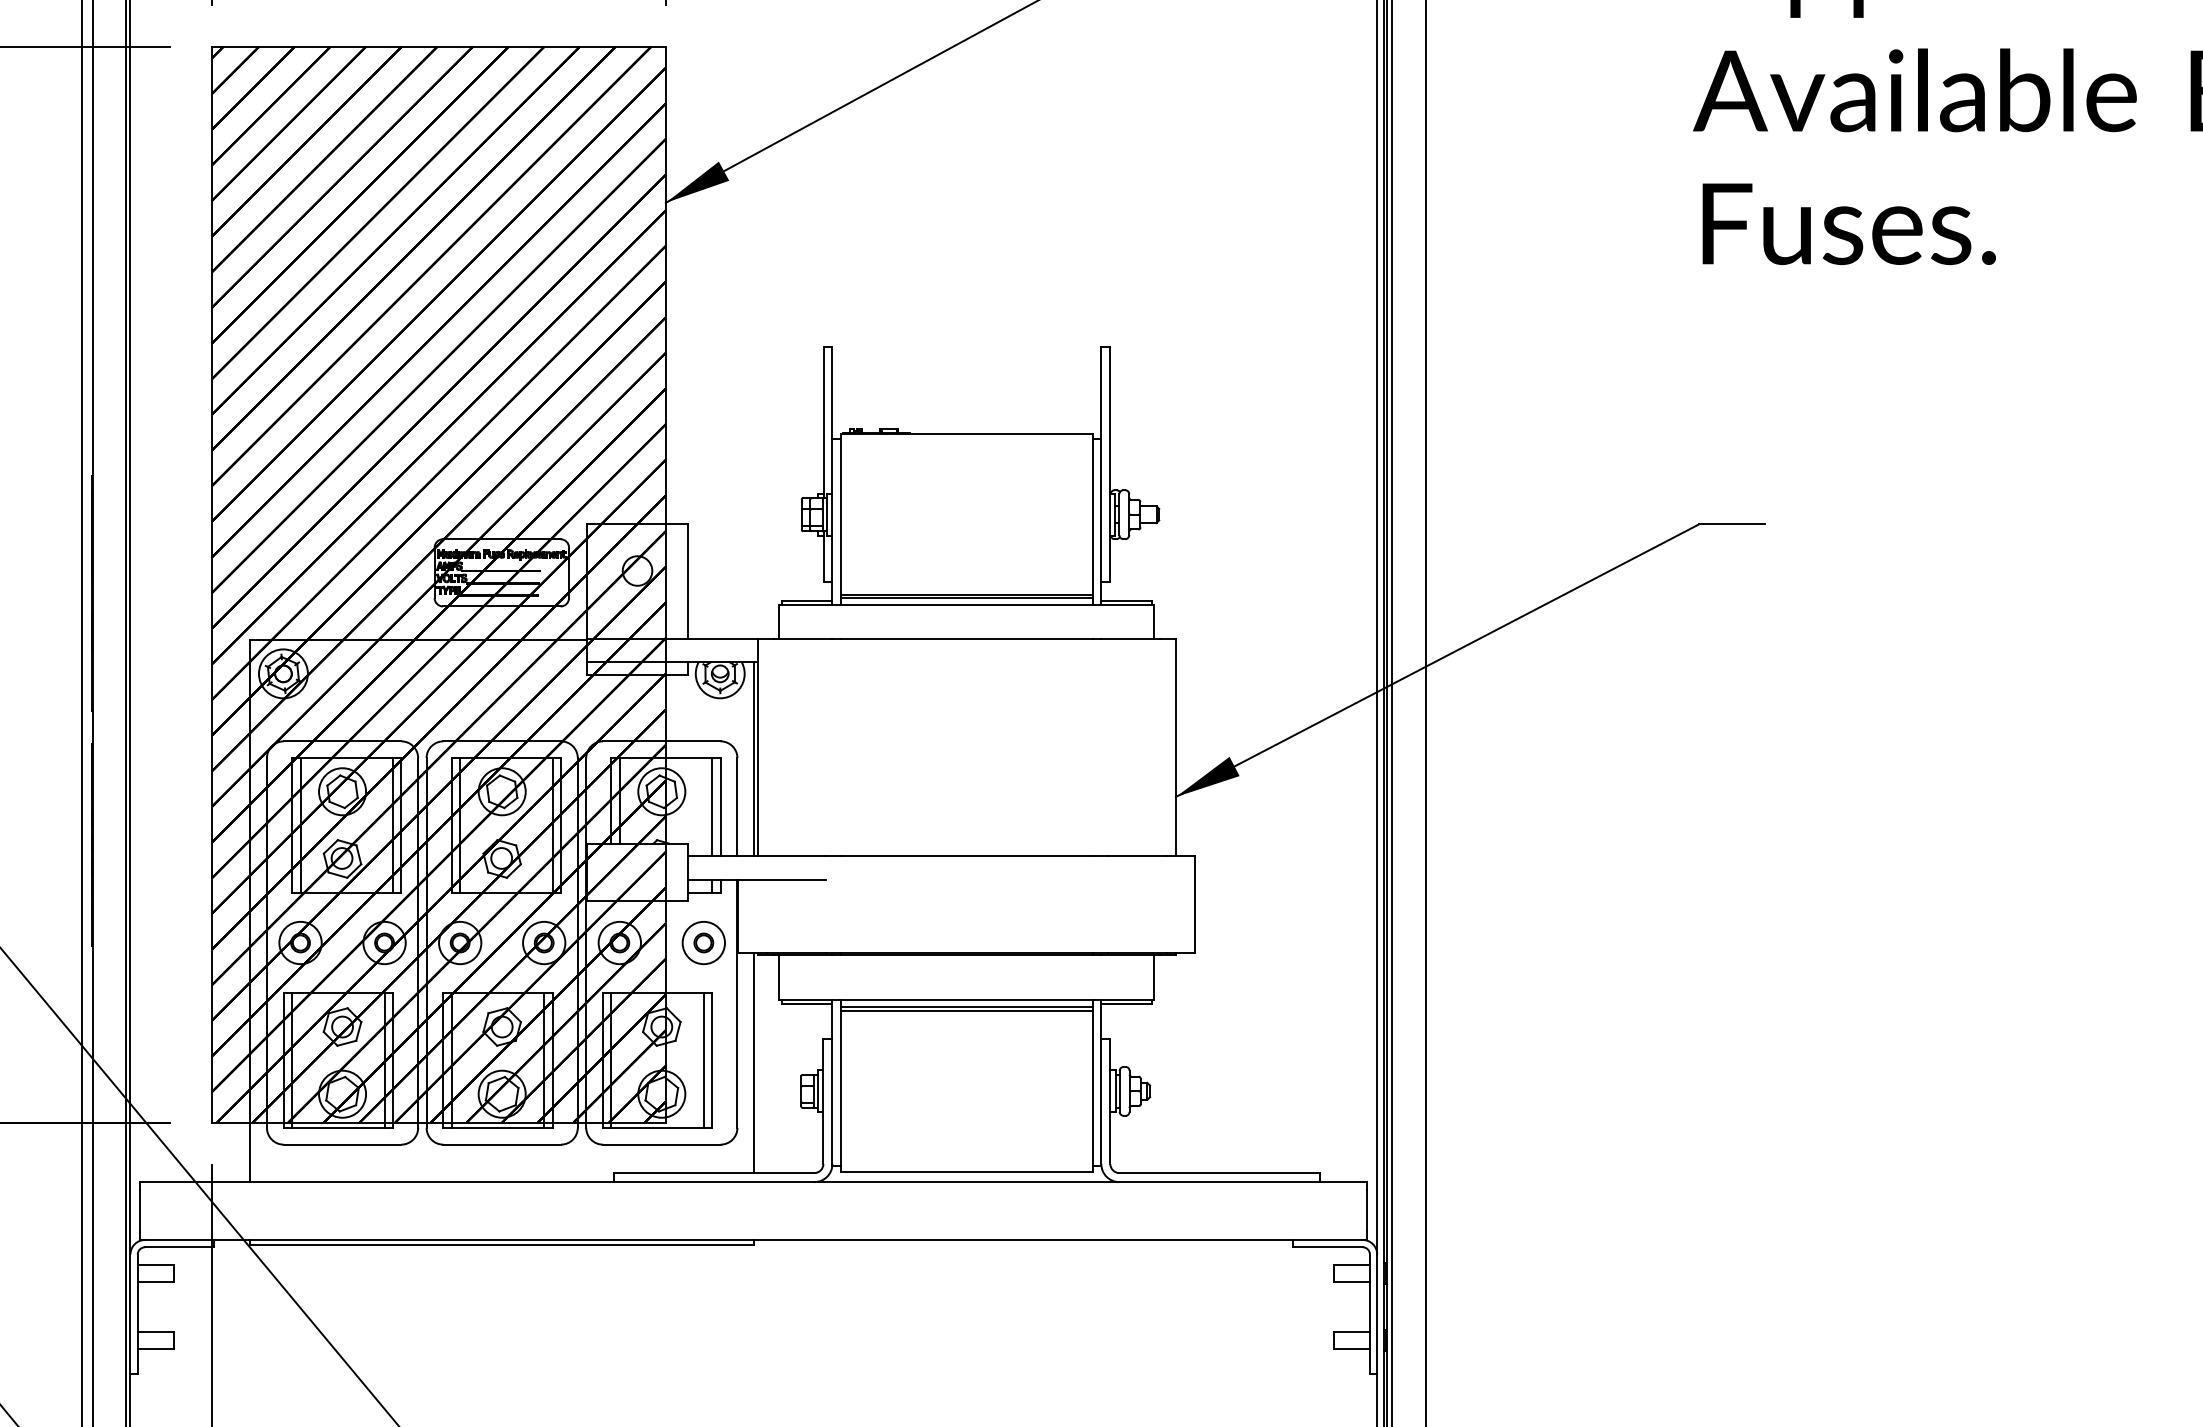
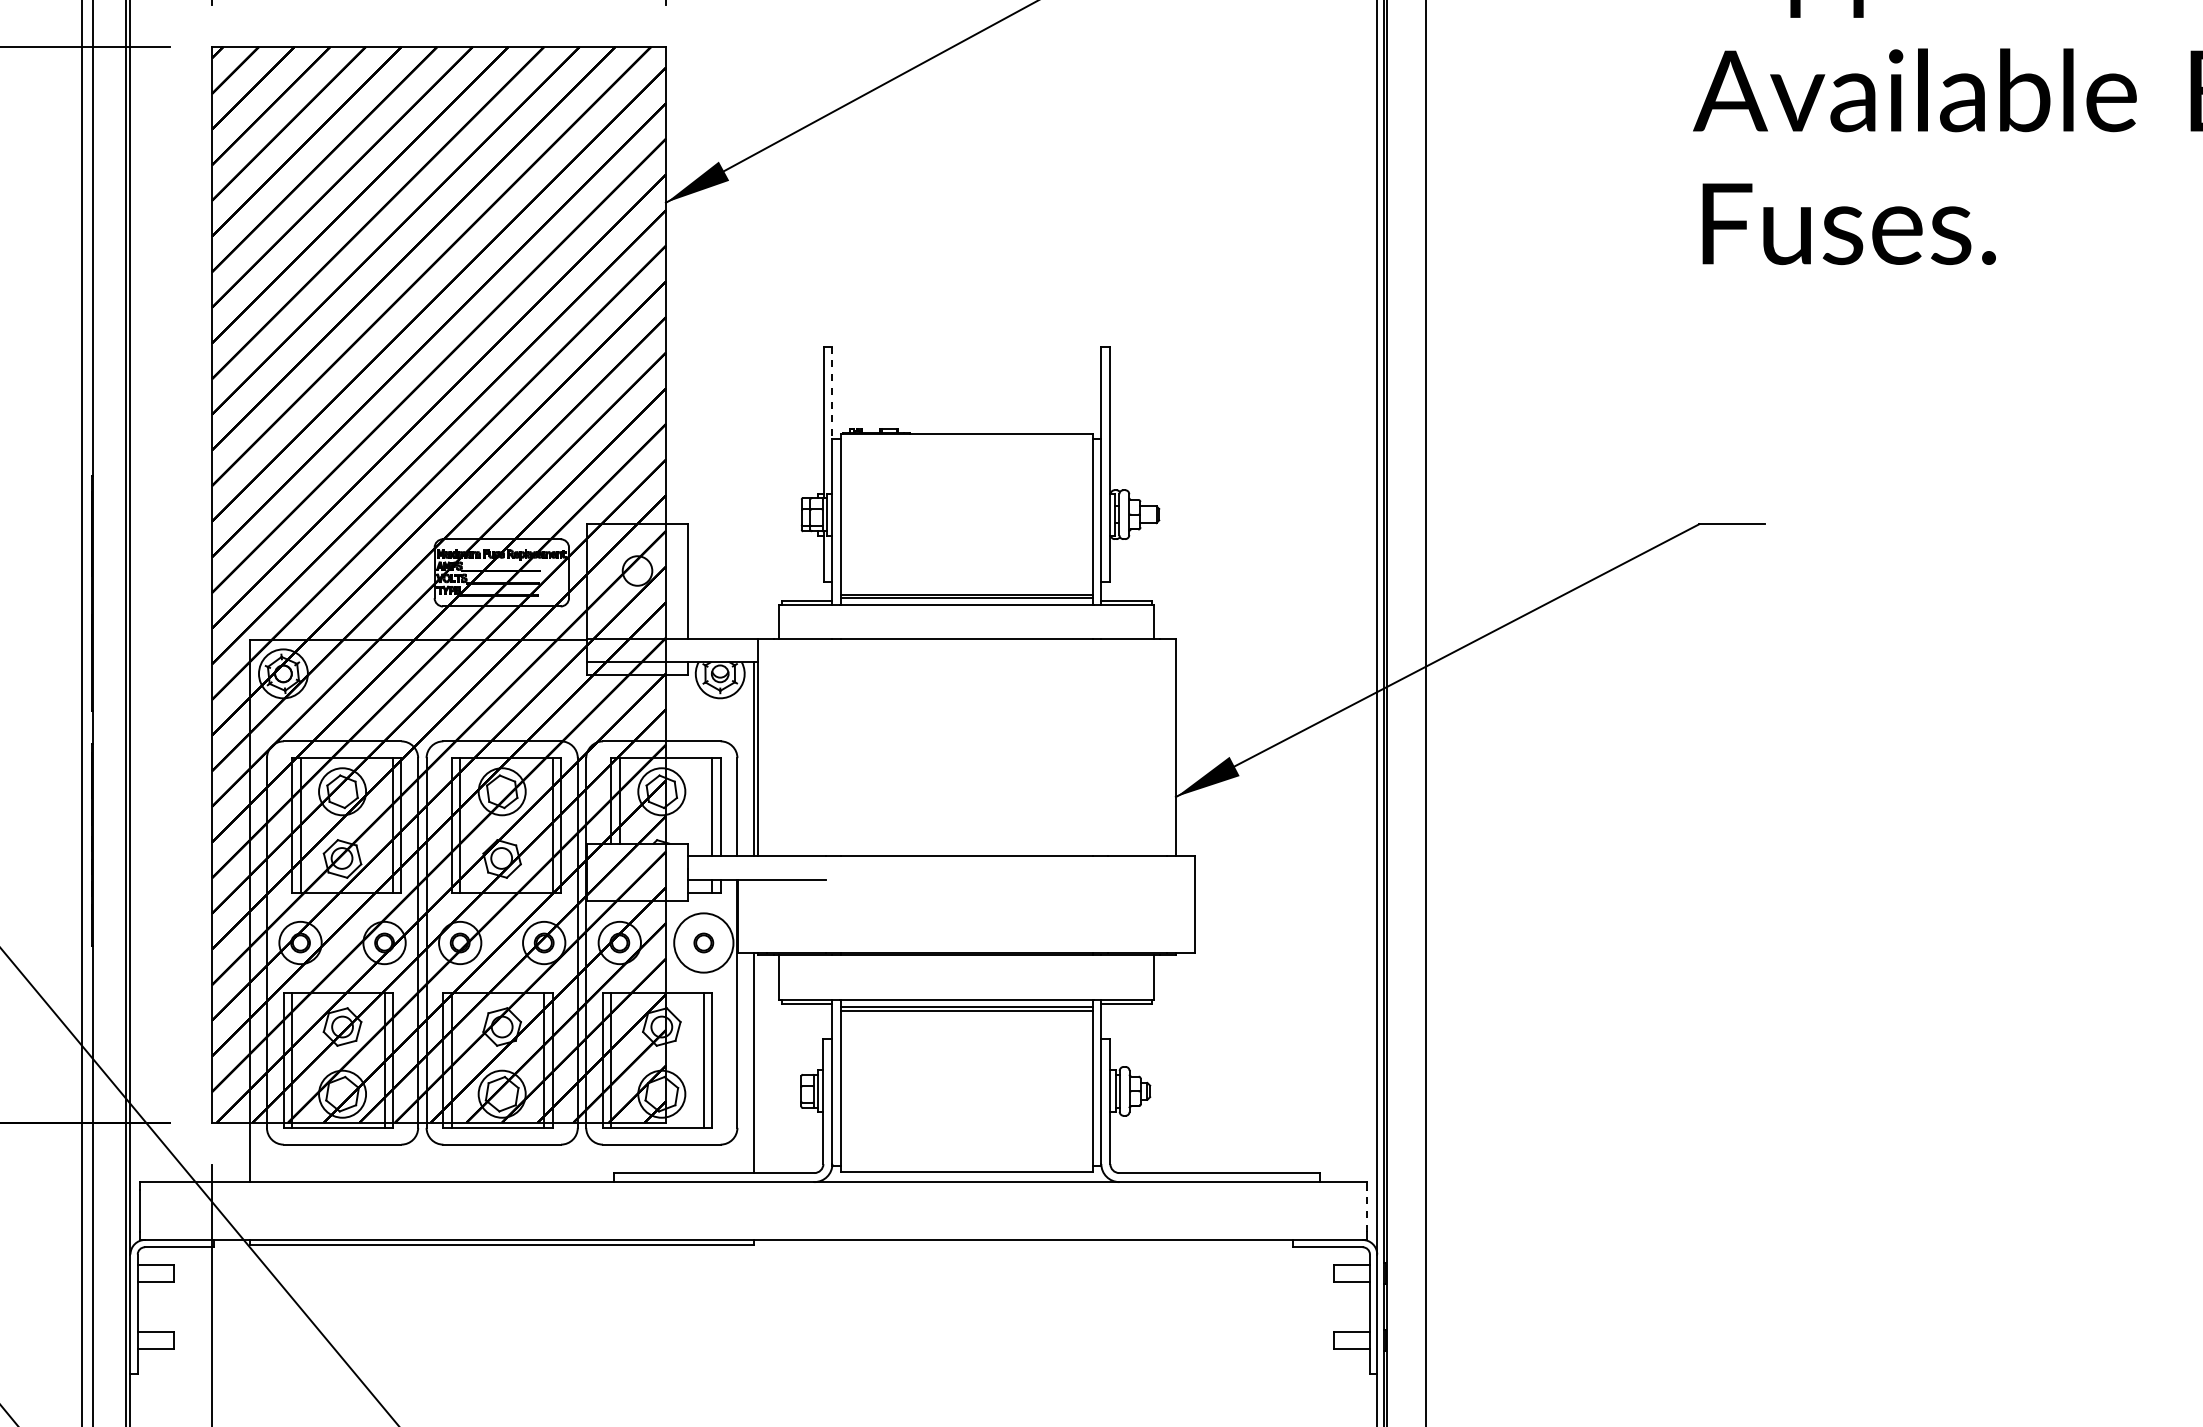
line: solid -> dashed (832, 393)
line: present -> none (1392, 712)
circle diameter: 42 px -> 59 px (703, 942)
line: solid -> dashed (1366, 1211)
